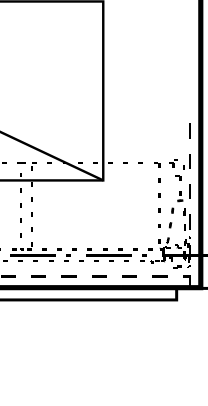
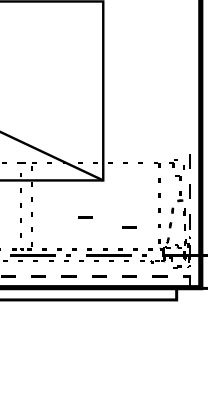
line: present -> none (189, 130)
line: none -> present (85, 217)
line: none -> present (129, 227)
